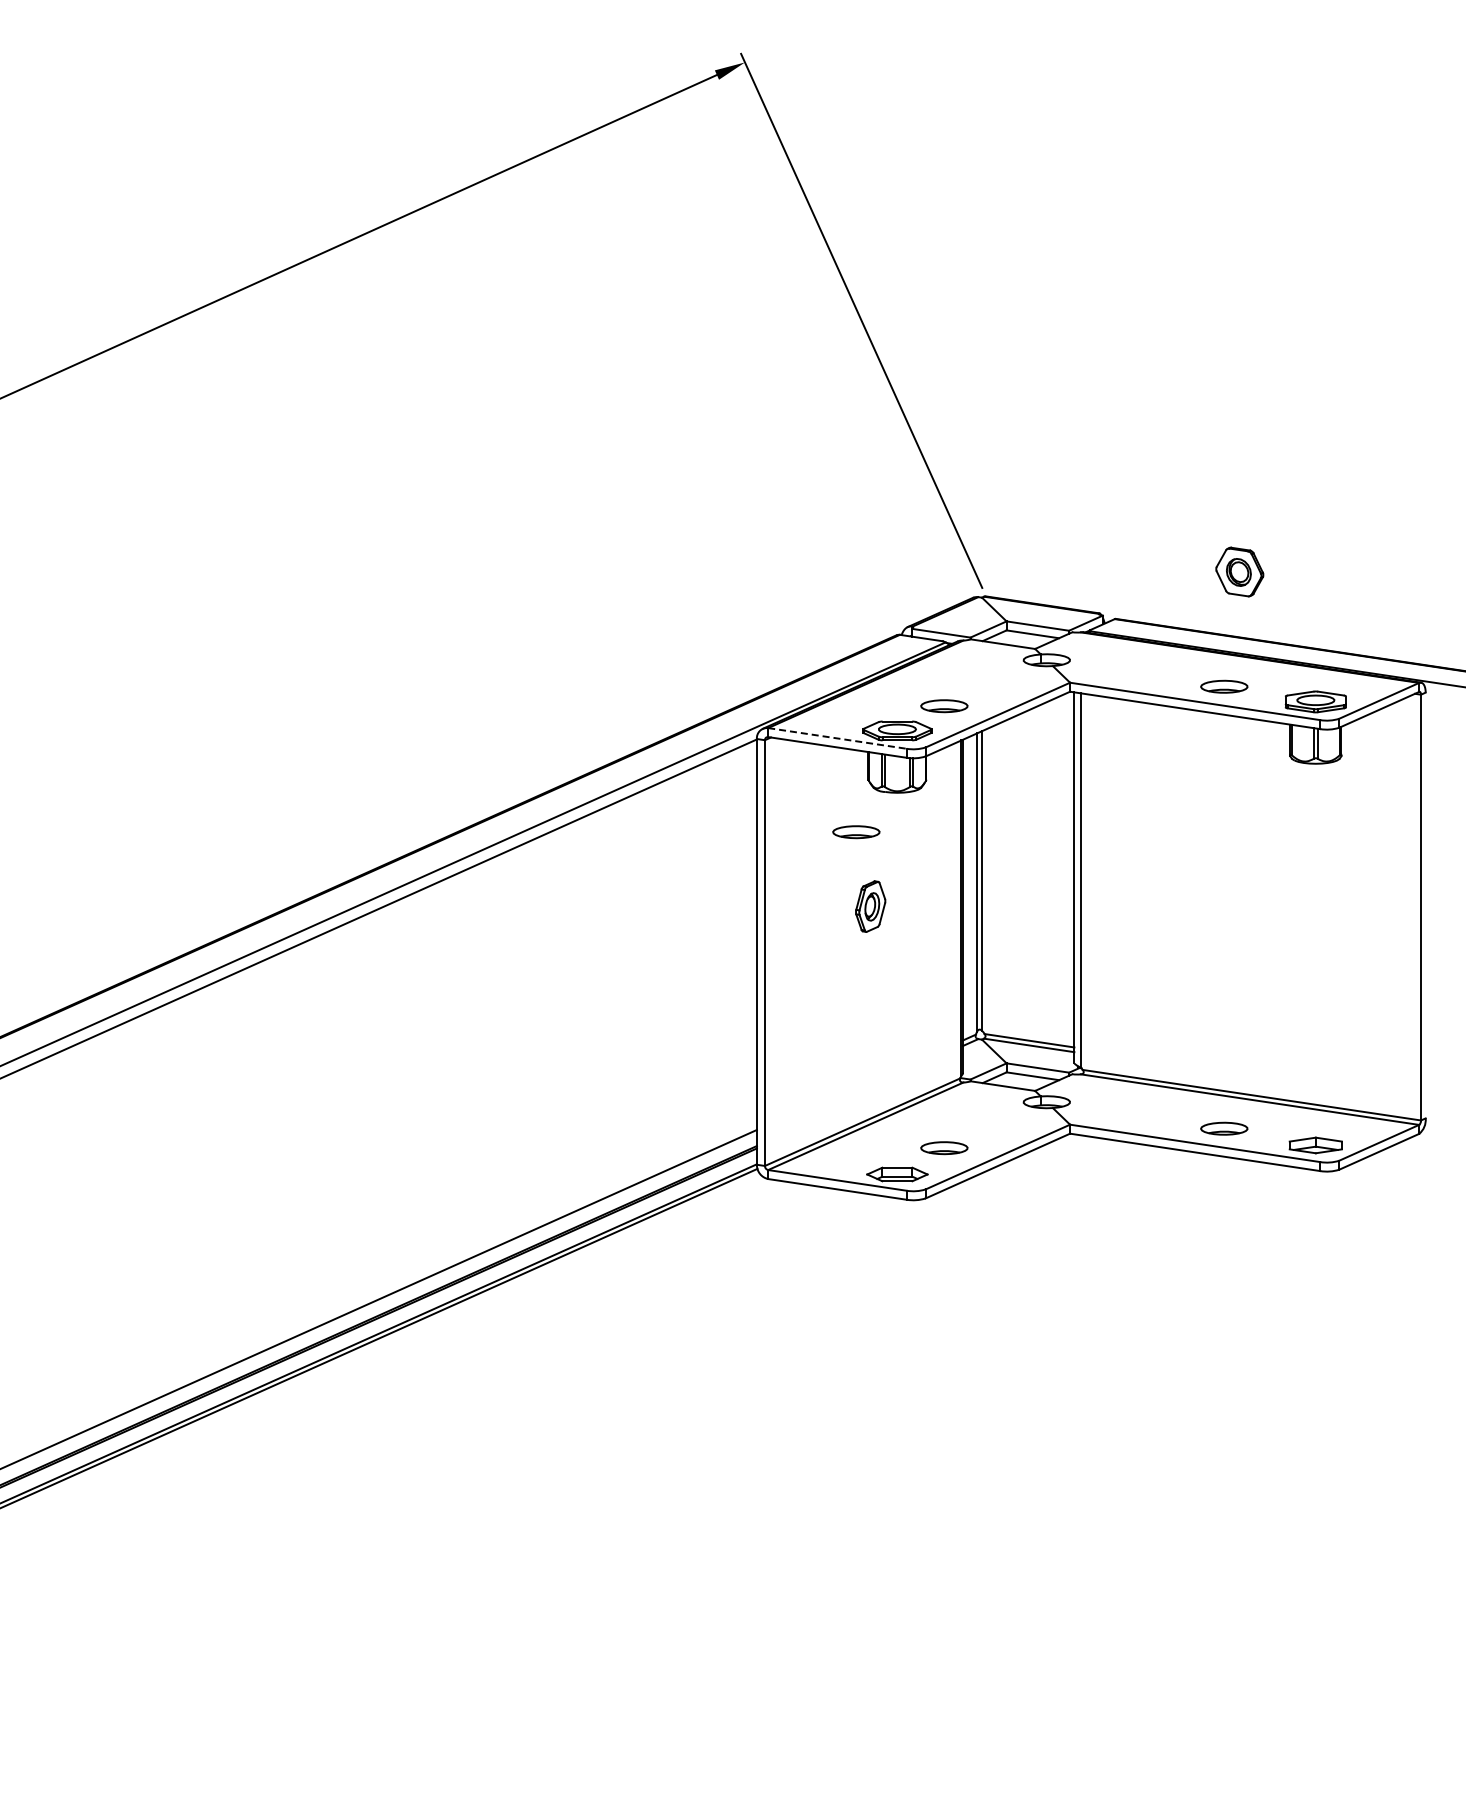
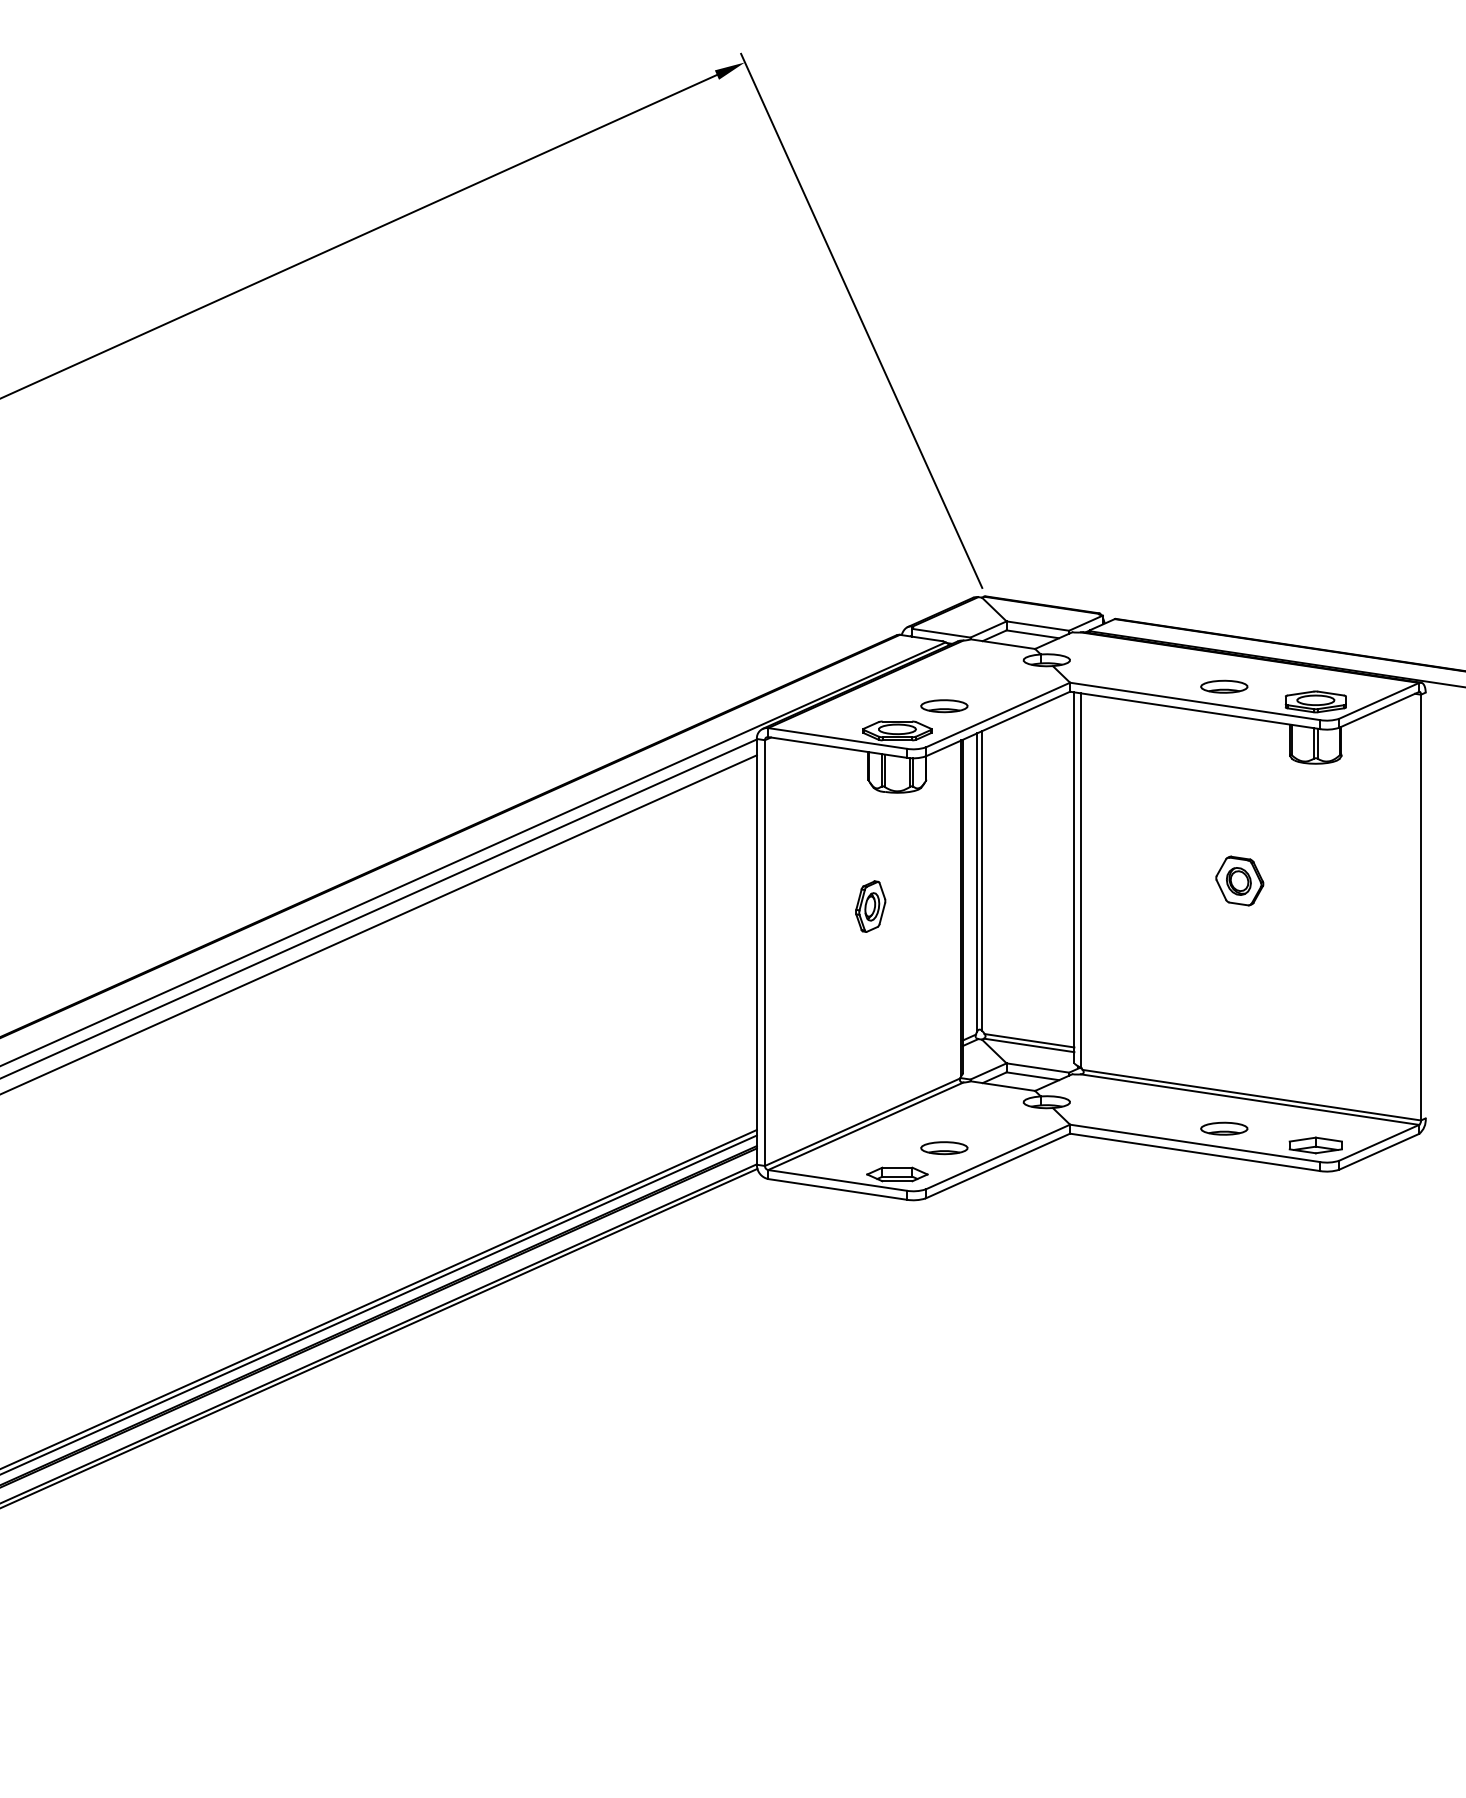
part position: (1239, 571) -> (1239, 880) (1239, 880)
line: dashed -> solid (837, 738)
part: present -> none (856, 832)
line: none -> present (379, 924)
line: none -> present (379, 1304)
